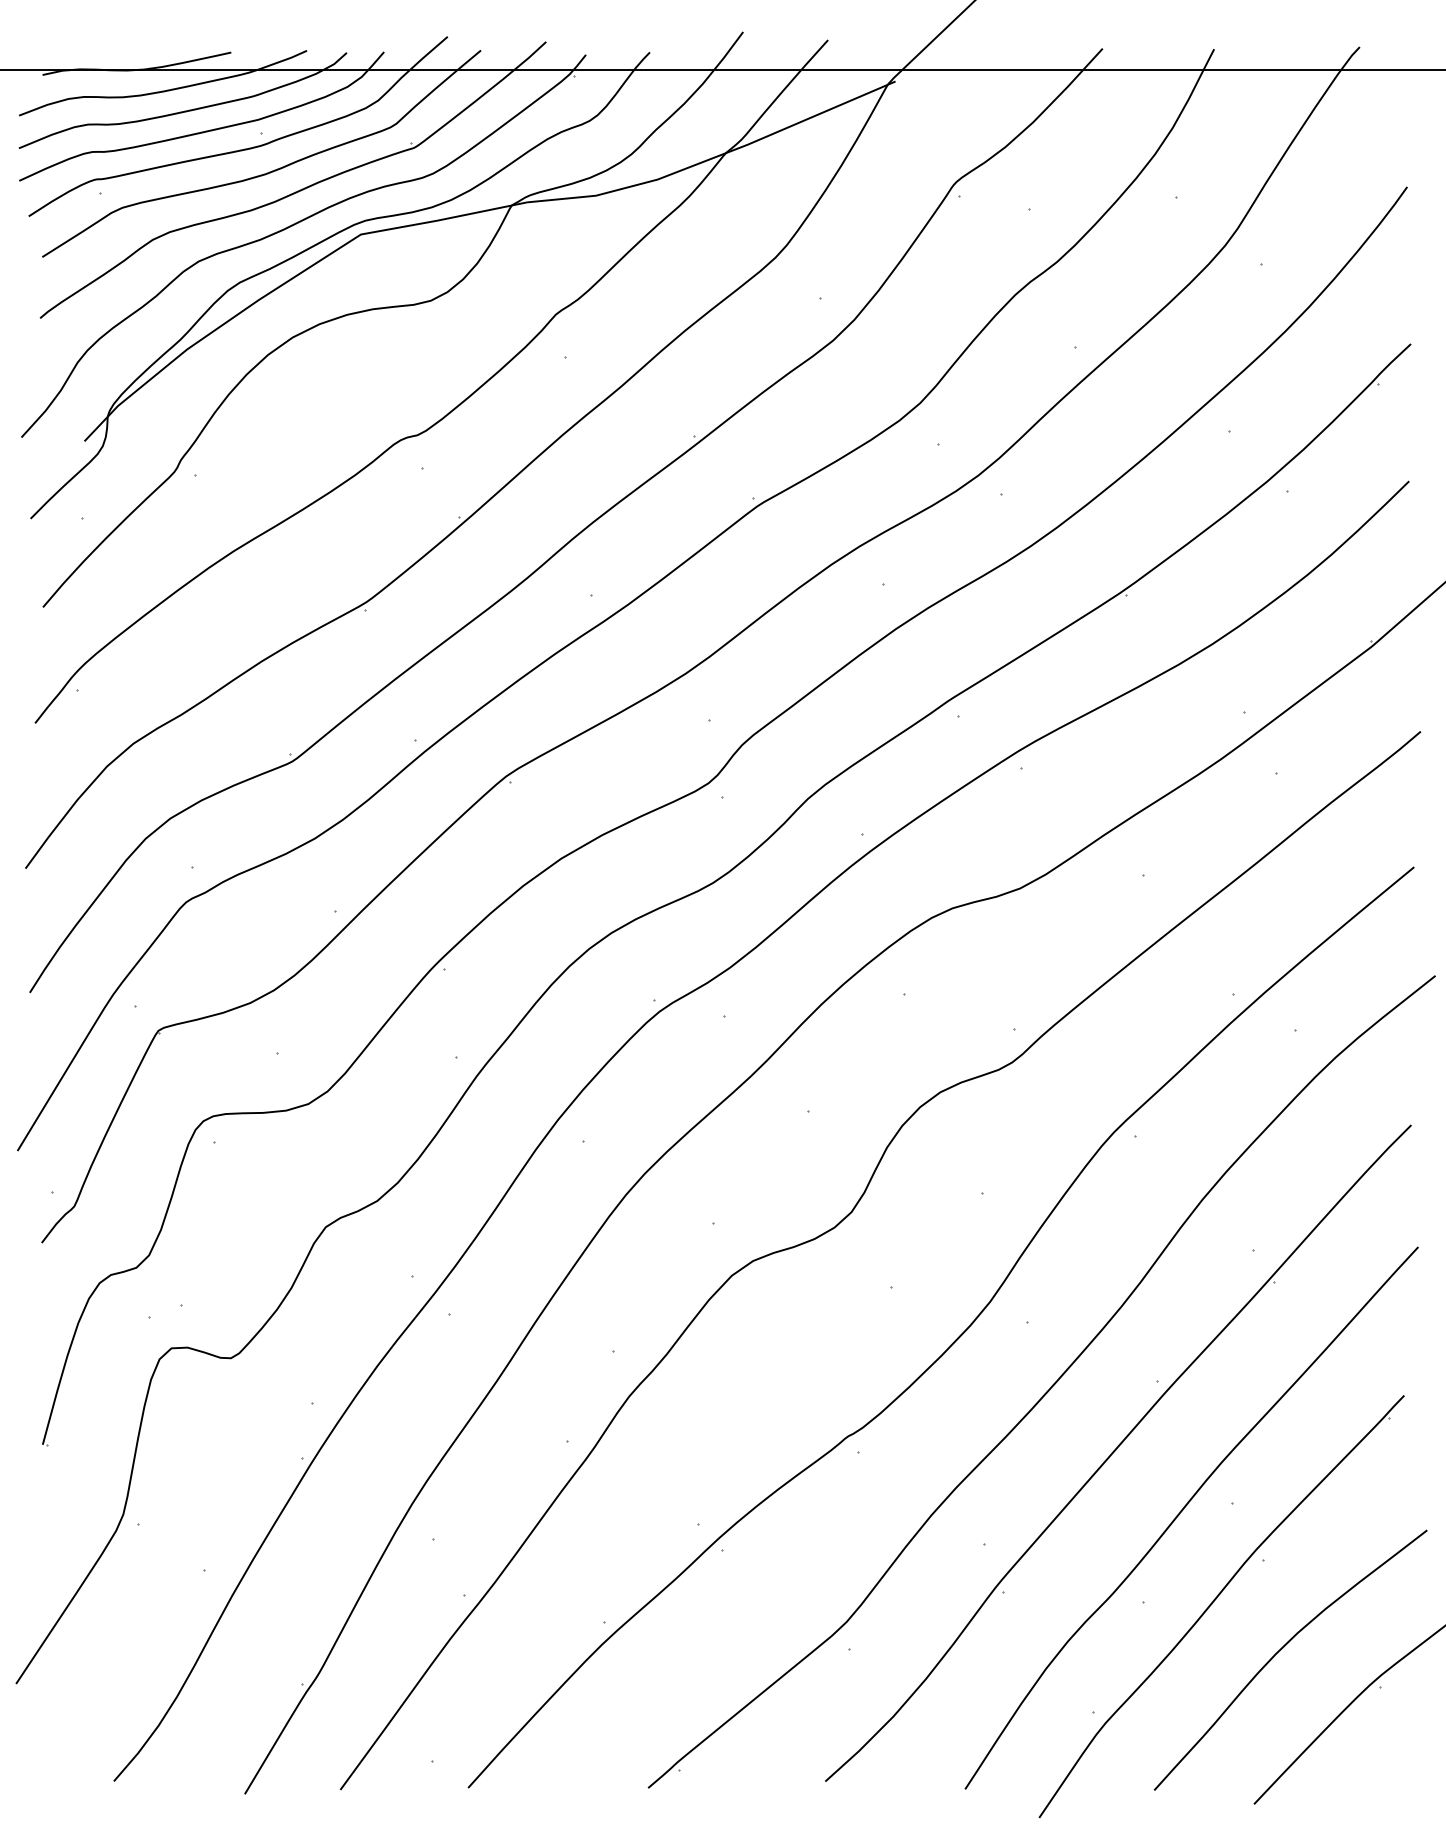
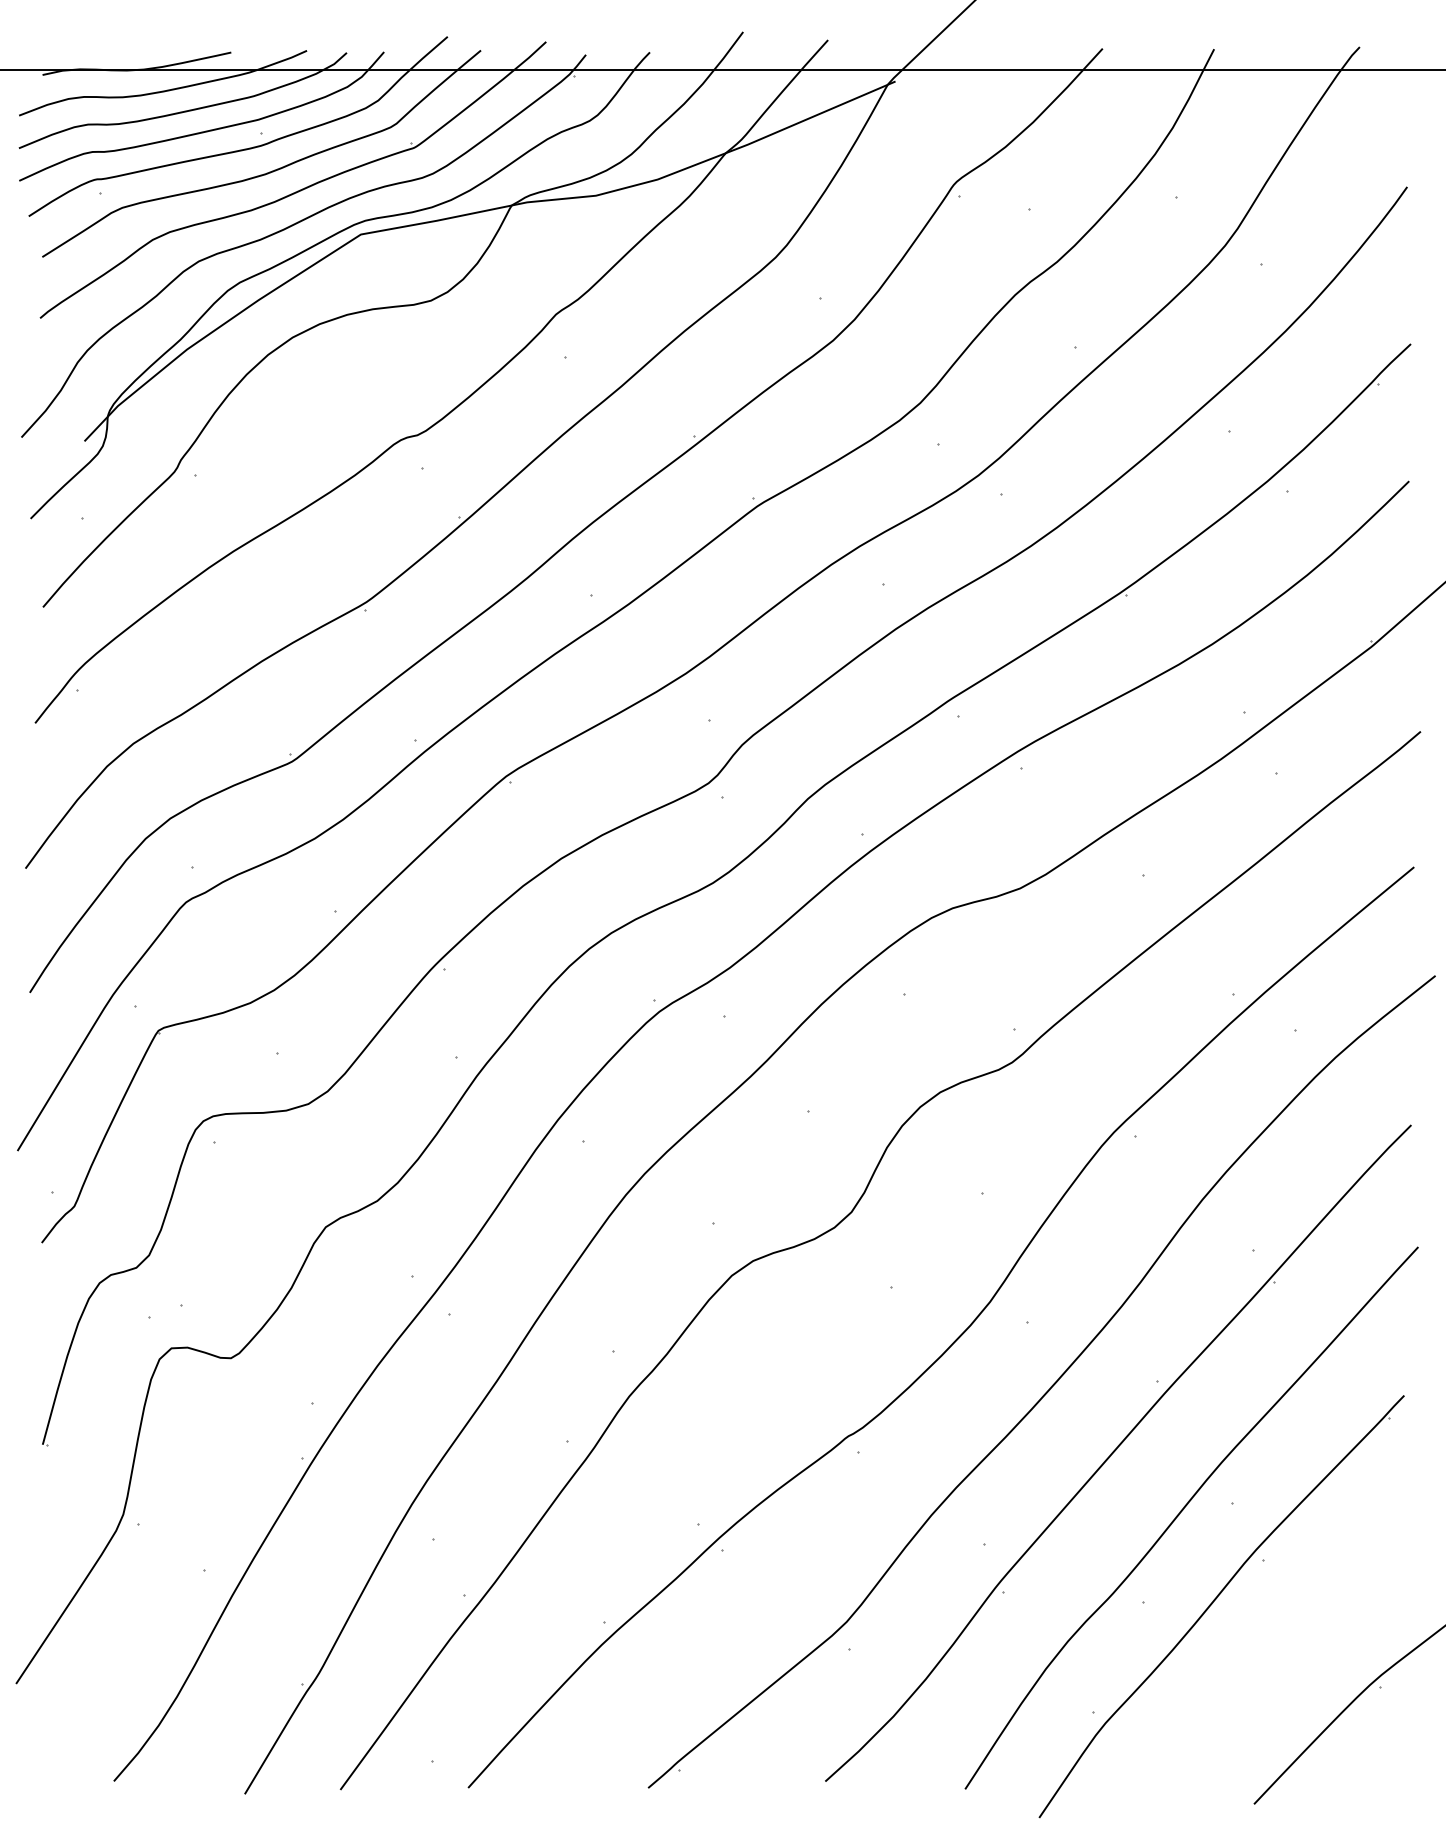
curve: present -> none (1281, 1650)
